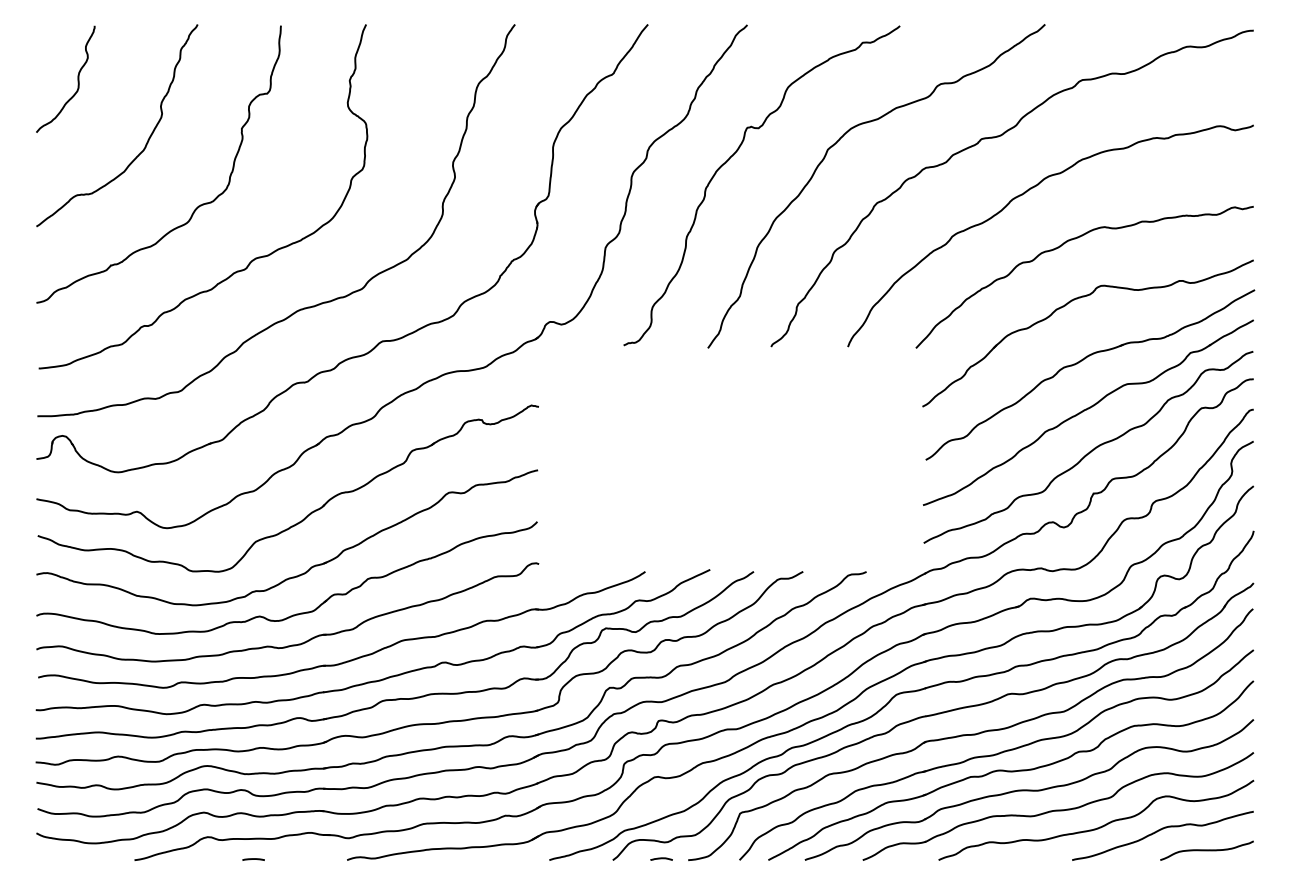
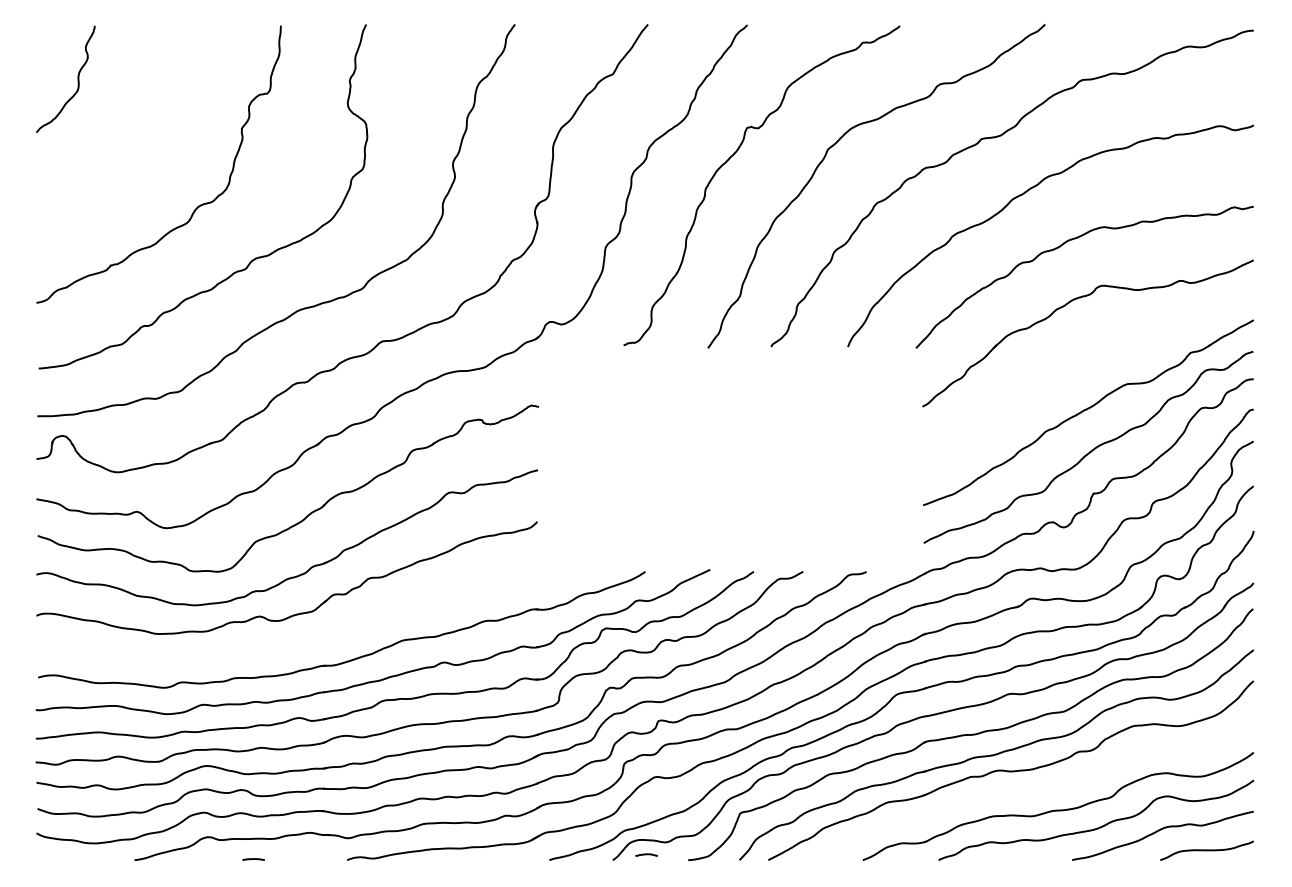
curve: present -> none (147, 139)
part: present -> none (1082, 361)
part: present -> none (291, 644)
part: present -> none (1029, 789)
line position: (661, 858) -> (646, 854) (646, 854)
